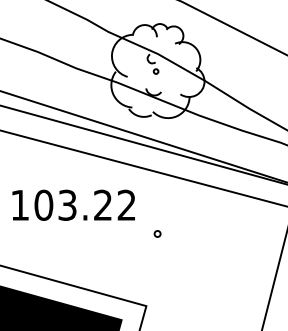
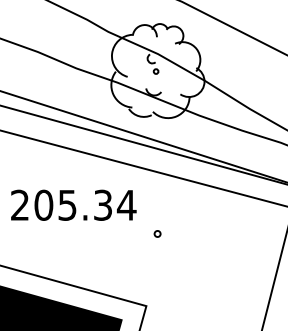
text: 103.22 -> 205.34 (73, 204)
